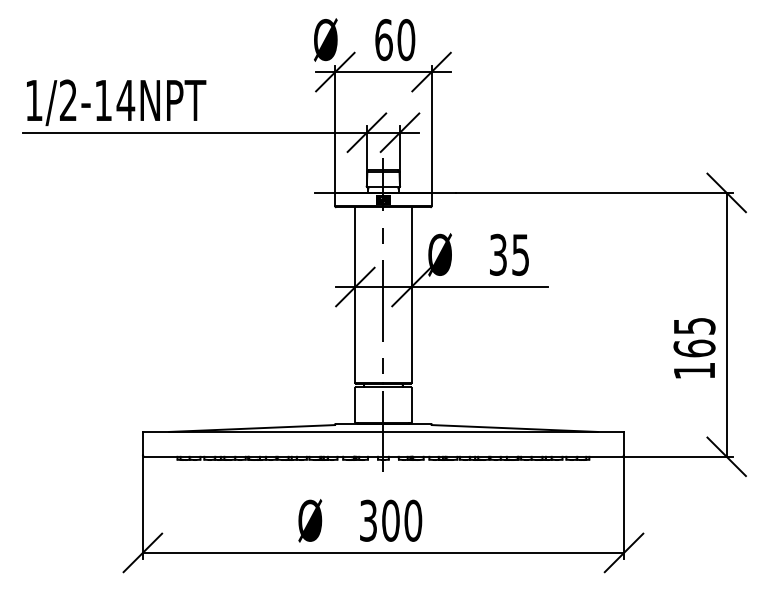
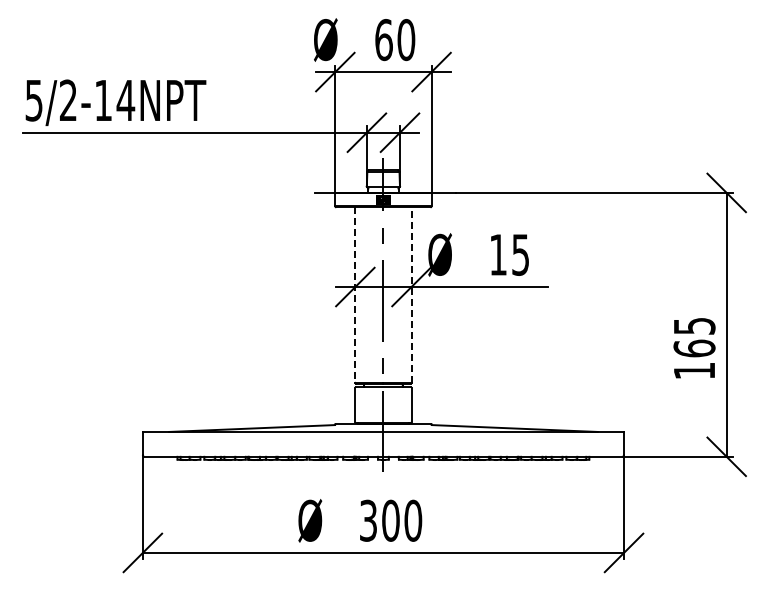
text: 1/2-14NPT -> 5/2-14NPT (33, 100)
text: 35 -> 15 (498, 254)
line: solid -> dashed (355, 295)
line: solid -> dashed (411, 295)
